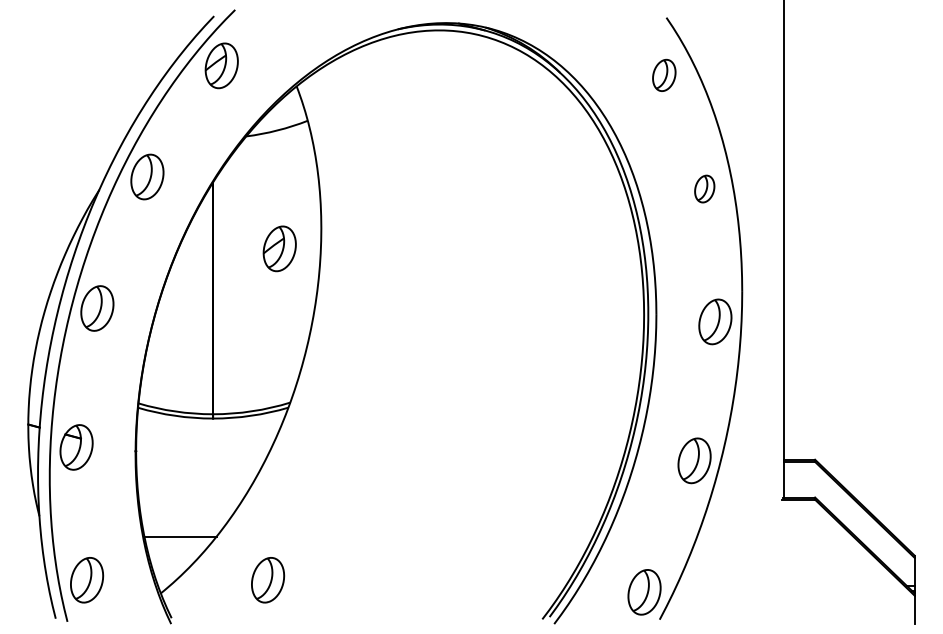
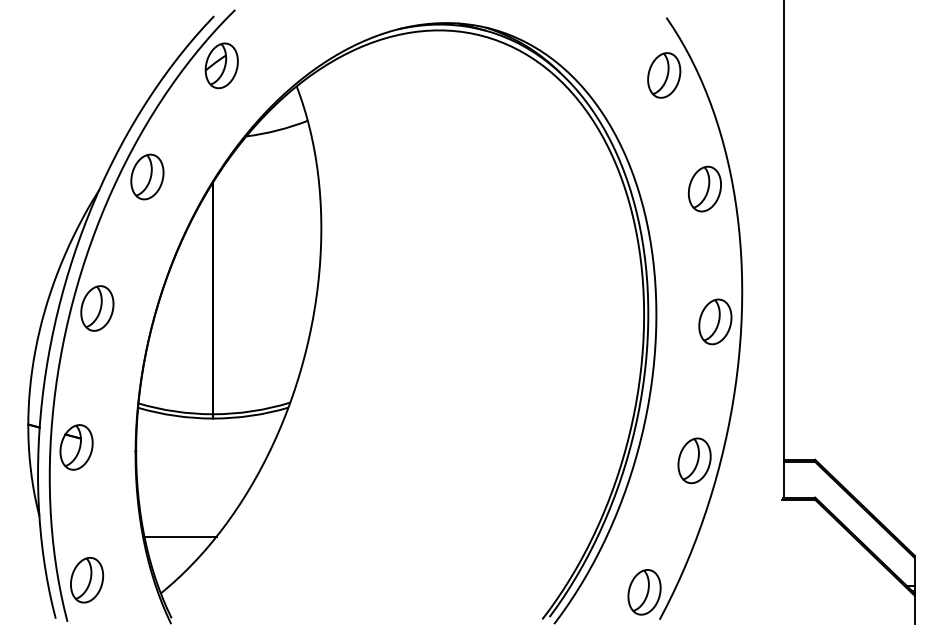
part size: 25x34 px -> 35x47 px (664, 75)
part size: 22x30 px -> 35x48 px (704, 188)
part: present -> none (279, 248)
part: present -> none (268, 580)
